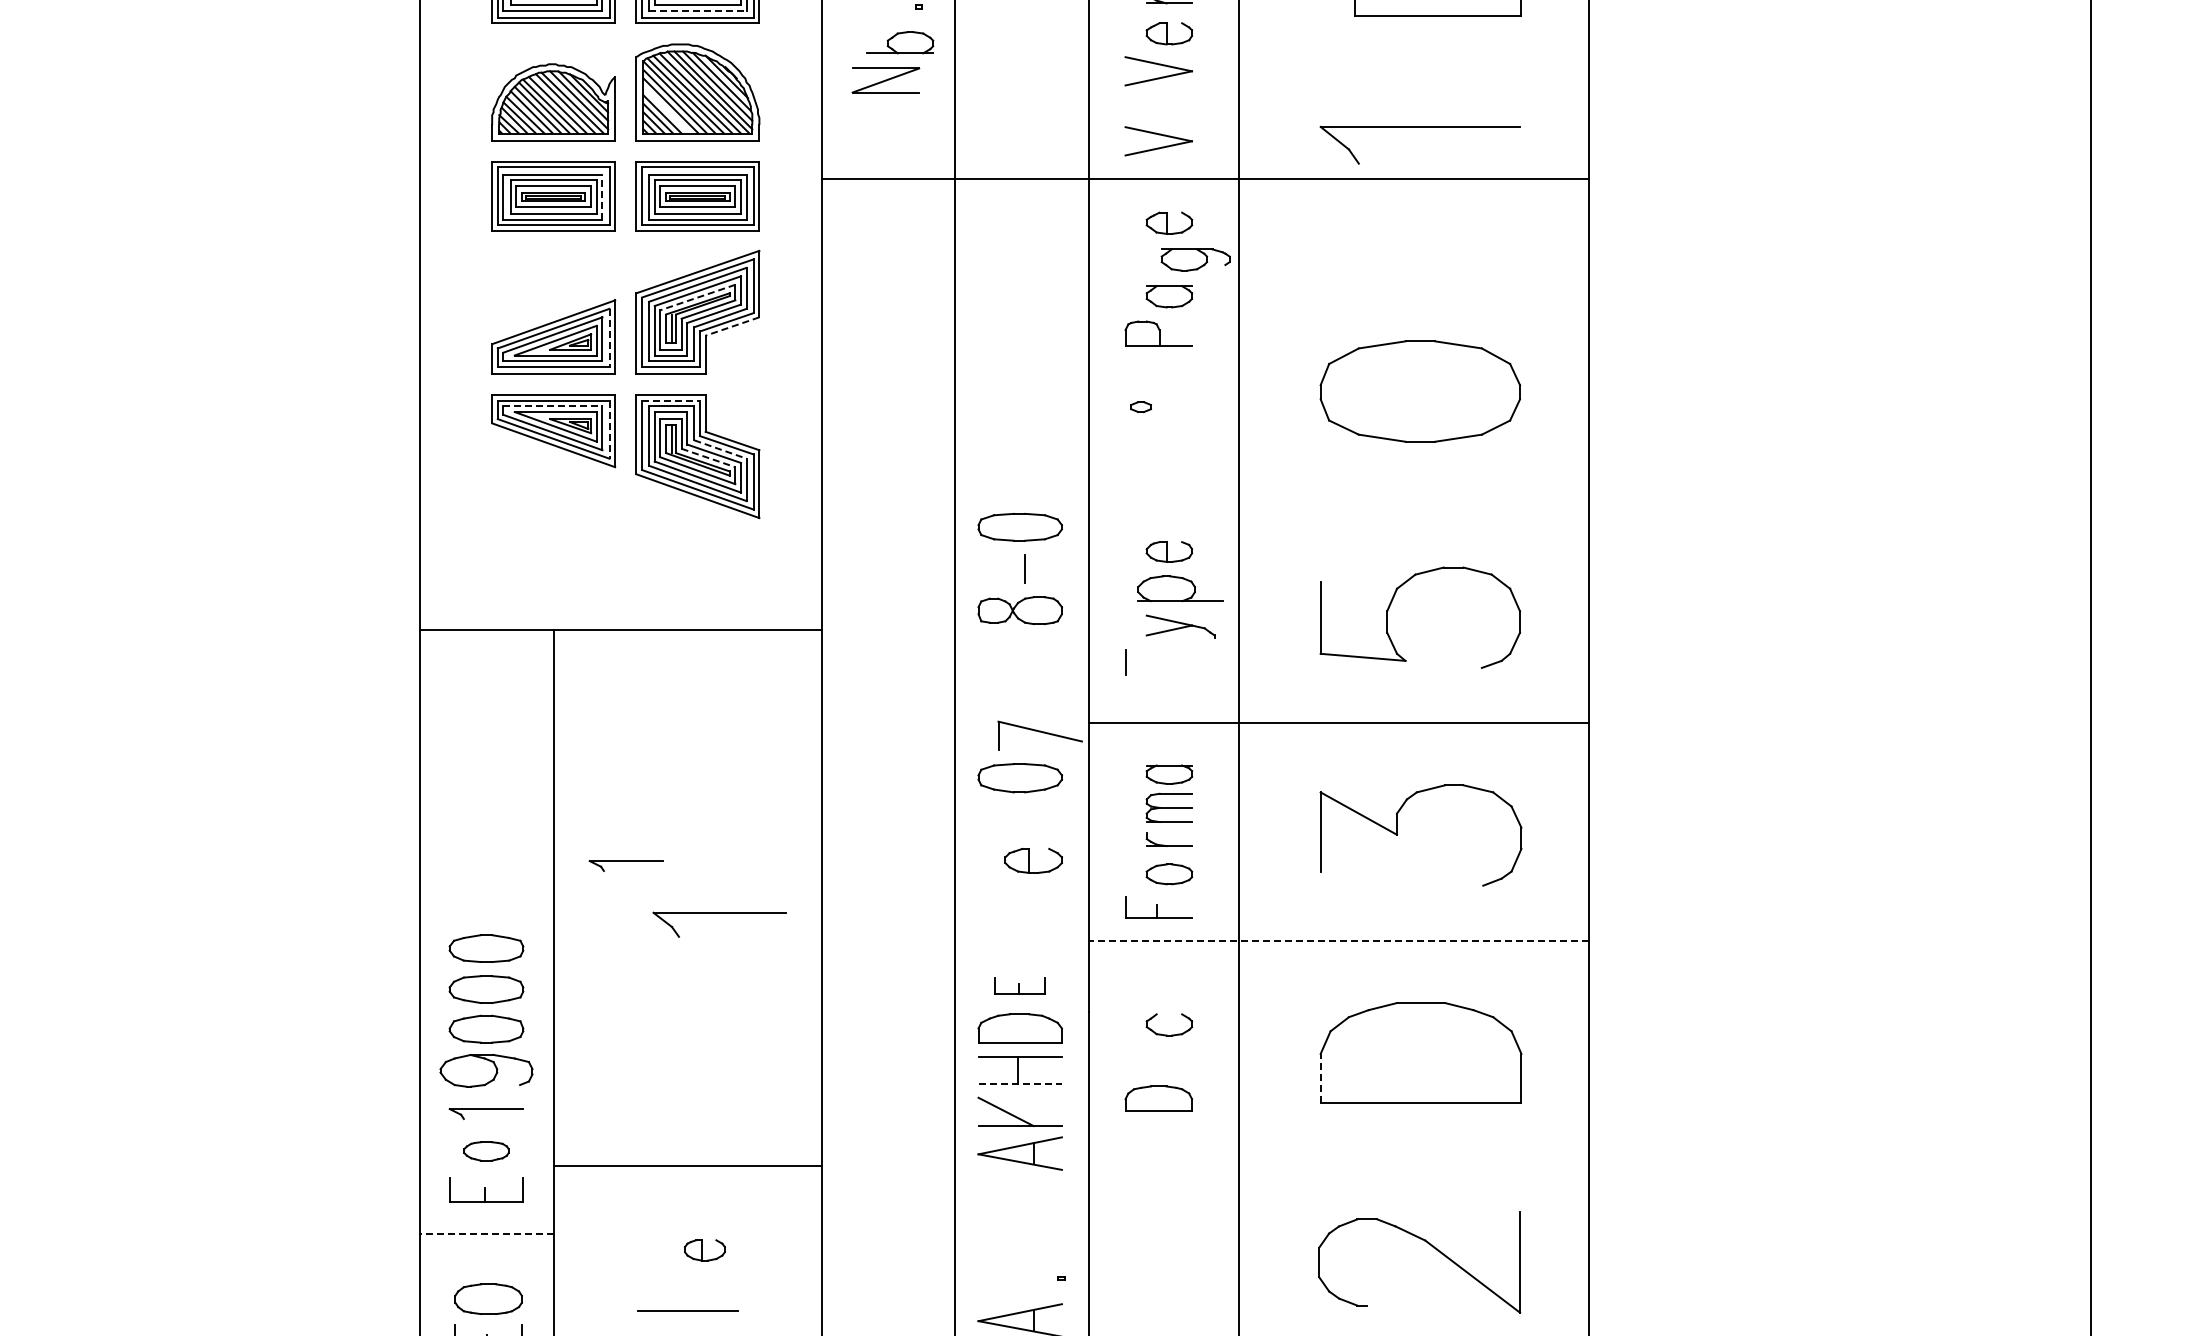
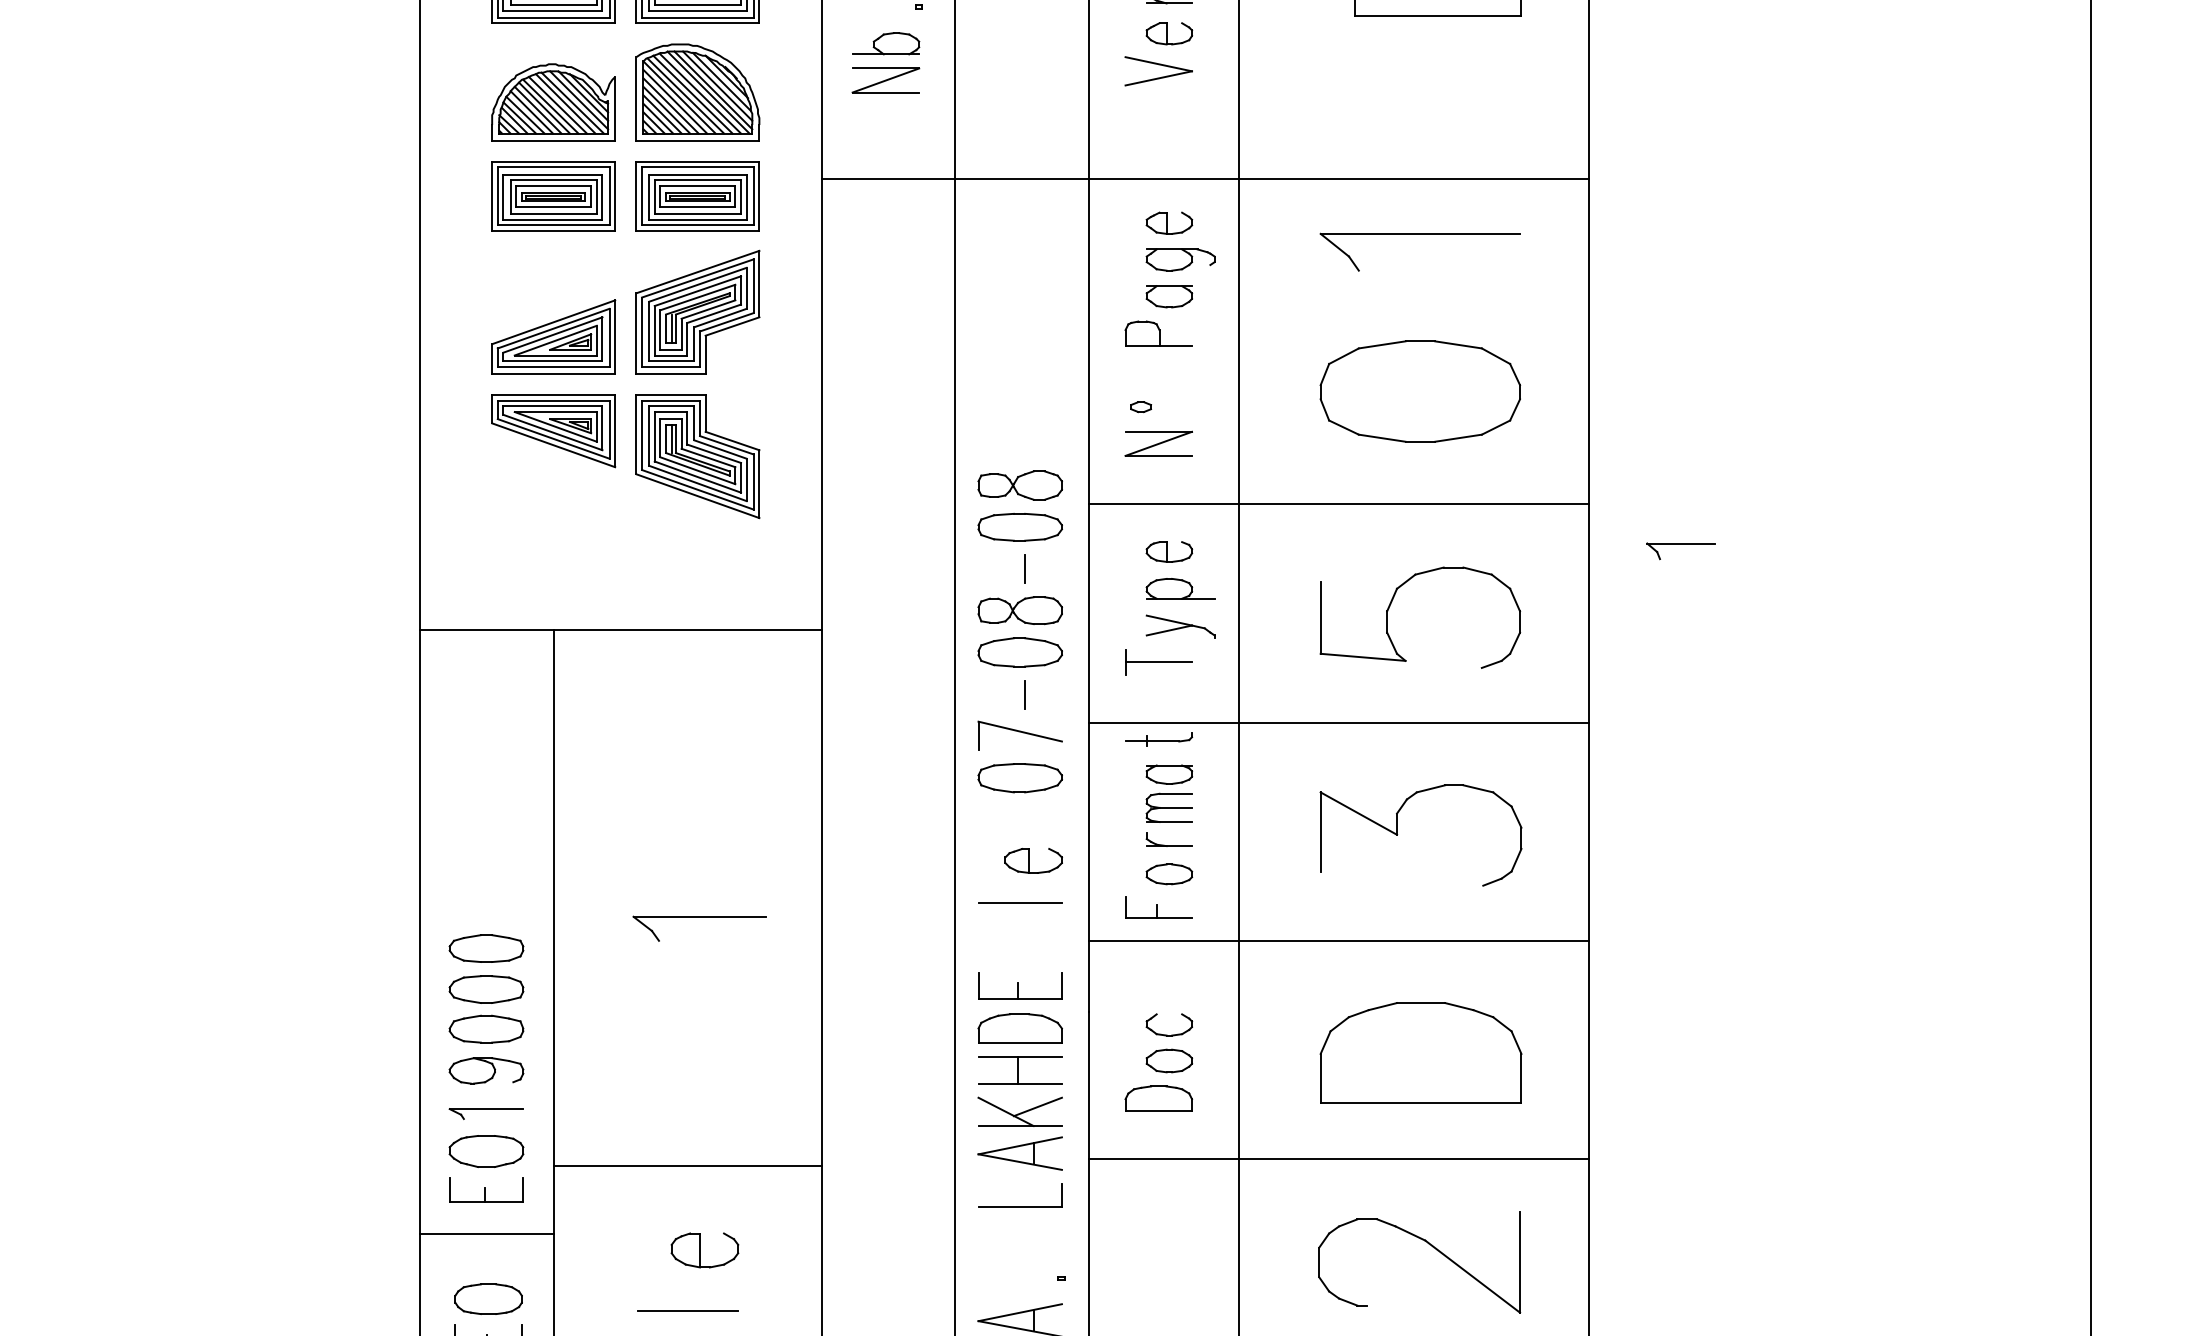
line: dashed -> solid (697, 10)
part position: (900, 42) -> (886, 43) (886, 43)
line: none -> present (666, 109)
part position: (1419, 127) -> (1419, 234) (1419, 234)
part: present -> none (1158, 141)
line: dashed -> solid (602, 197)
part position: (1195, 259) -> (1180, 259) (1180, 259)
line: dashed -> solid (697, 297)
line: dashed -> solid (732, 326)
line: dashed -> solid (609, 337)
line: dashed -> solid (671, 400)
line: dashed -> solid (553, 406)
line: dashed -> solid (609, 429)
part: none -> present (1158, 443)
line: dashed -> solid (720, 449)
line: dashed -> solid (708, 458)
part: none -> present (1019, 485)
line: none -> present (1338, 503)
part: none -> present (1680, 544)
part size: 87x28 px -> 71x22 px (1180, 588)
part: none -> present (1019, 652)
line: none -> present (1158, 662)
line: none -> present (1025, 694)
part position: (1039, 735) -> (1019, 735) (1019, 735)
part: none -> present (1159, 739)
part: present -> none (625, 865)
line: none -> present (1020, 902)
part position: (719, 913) -> (699, 917) (699, 917)
line: dashed -> solid (1338, 940)
part size: 52x18 px -> 85x28 px (1020, 985)
part: none -> present (1169, 1060)
part size: 95x34 px -> 77x28 px (486, 1070)
line: dashed -> solid (1320, 1078)
line: dashed -> solid (1020, 1083)
line: none -> present (1037, 1106)
part size: 47x21 px -> 77x33 px (486, 1151)
line: none -> present (1338, 1158)
part: none -> present (1020, 1206)
line: dashed -> solid (486, 1233)
part size: 42x23 px -> 70x37 px (704, 1250)
